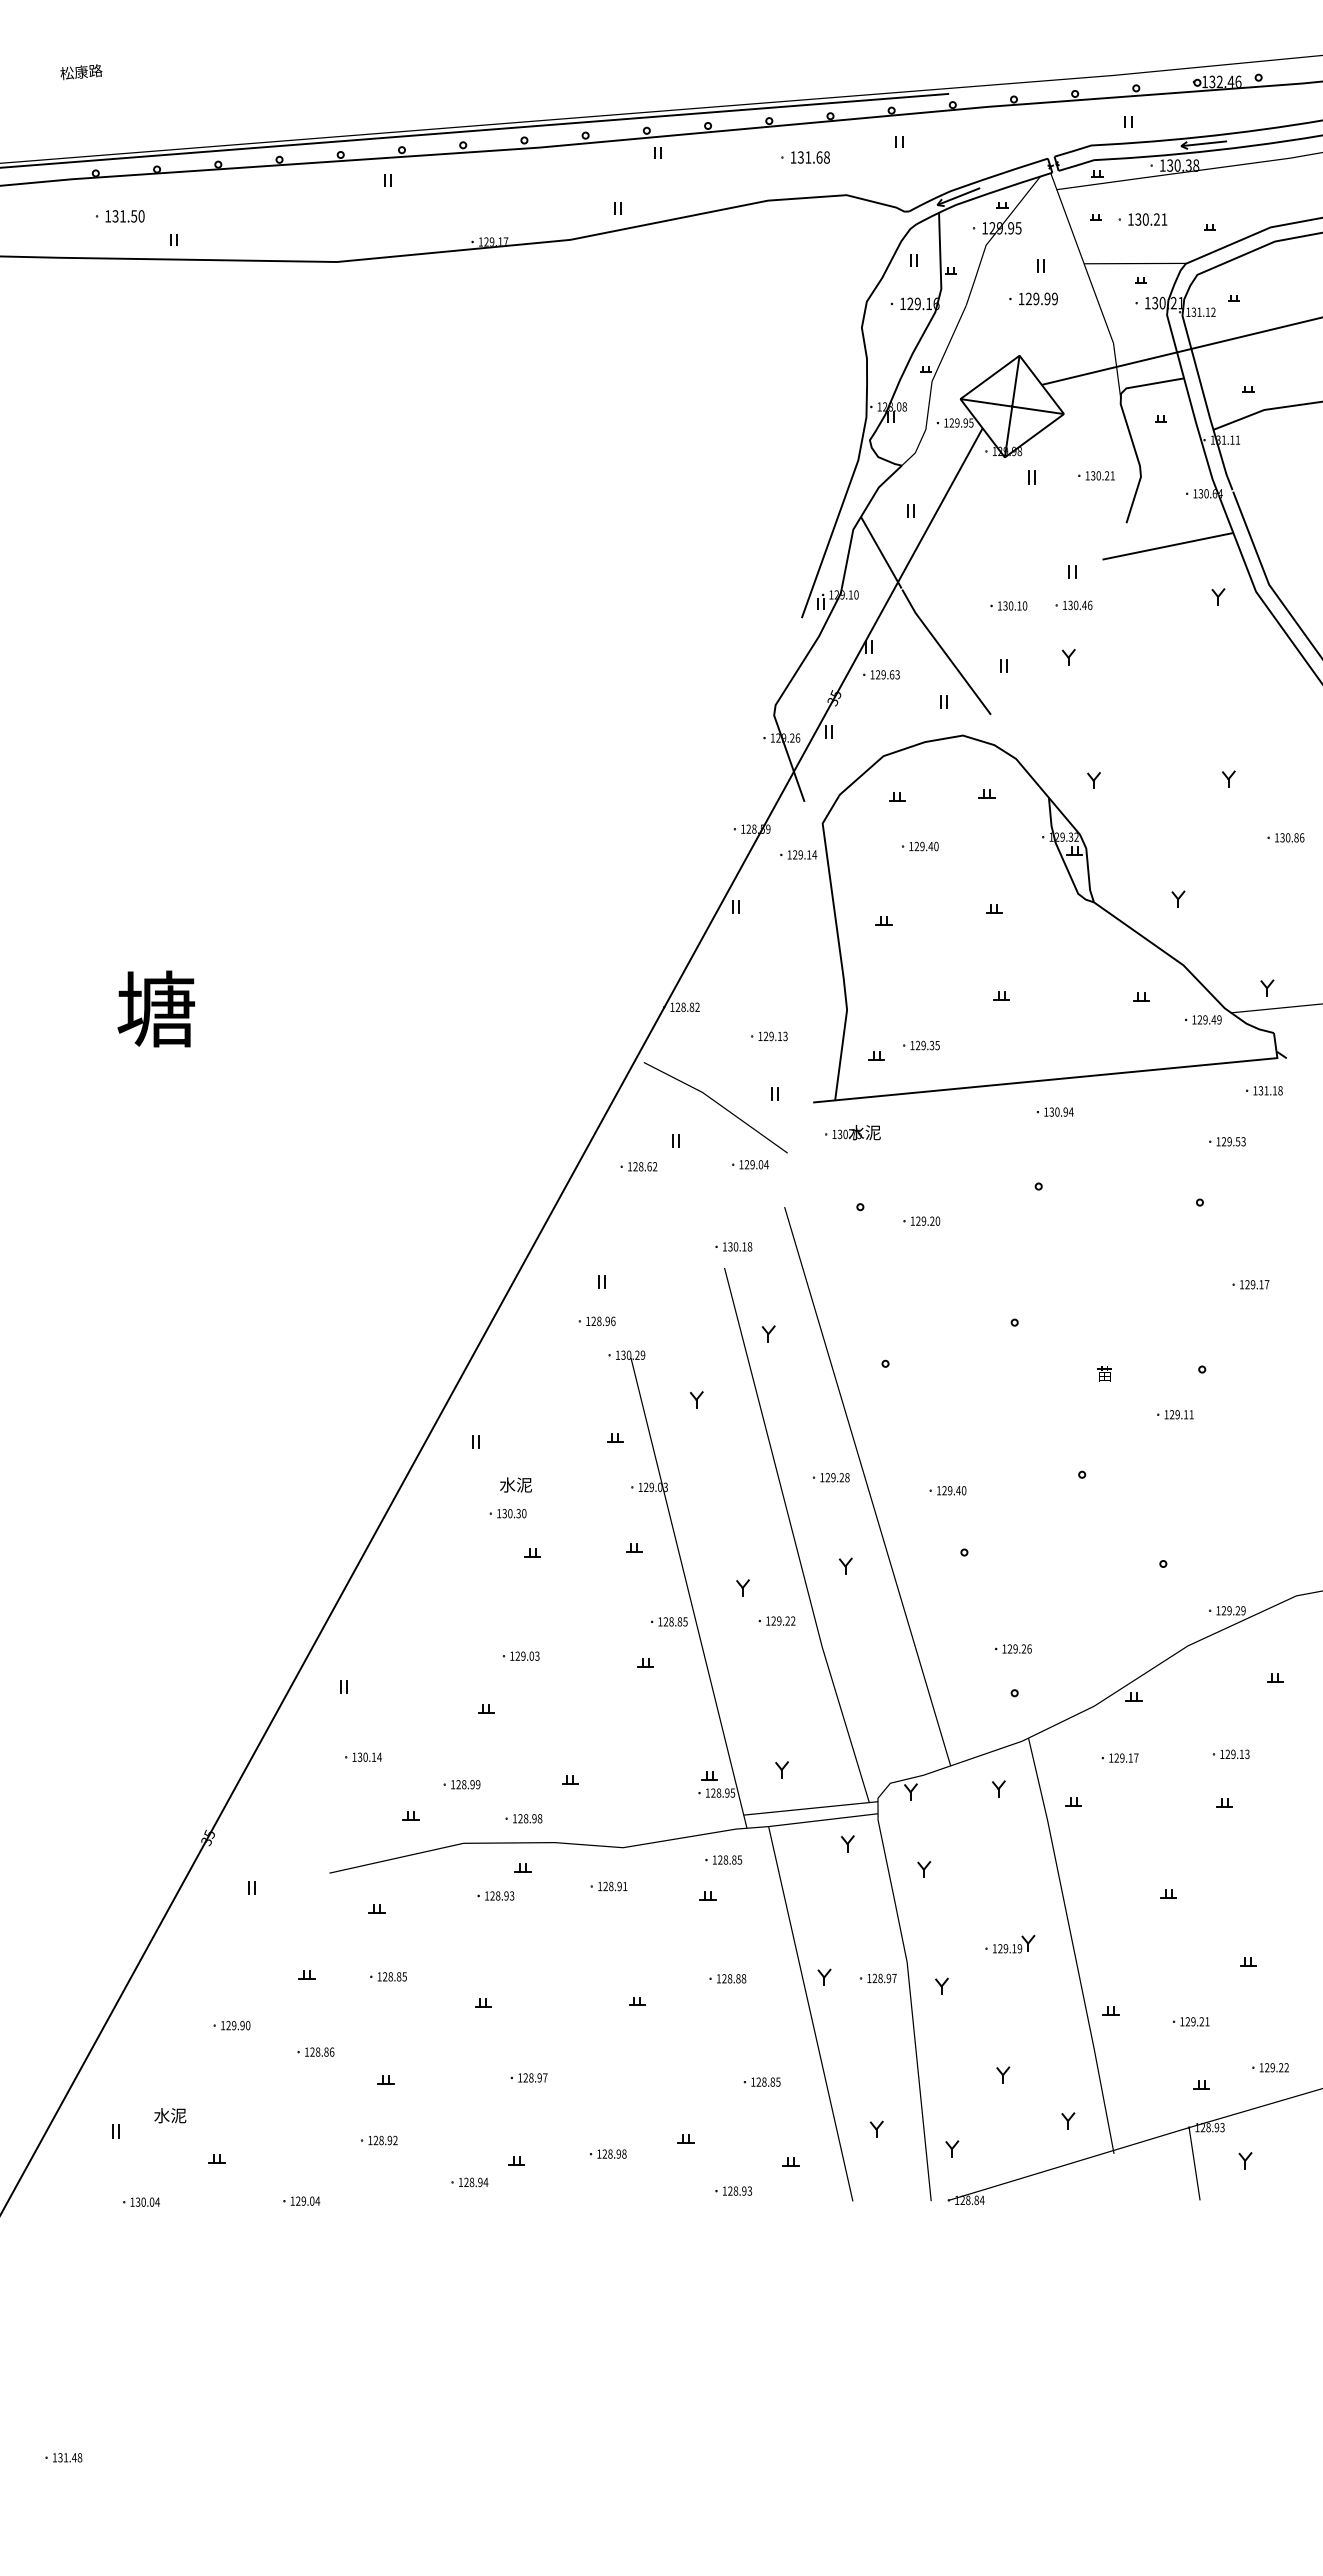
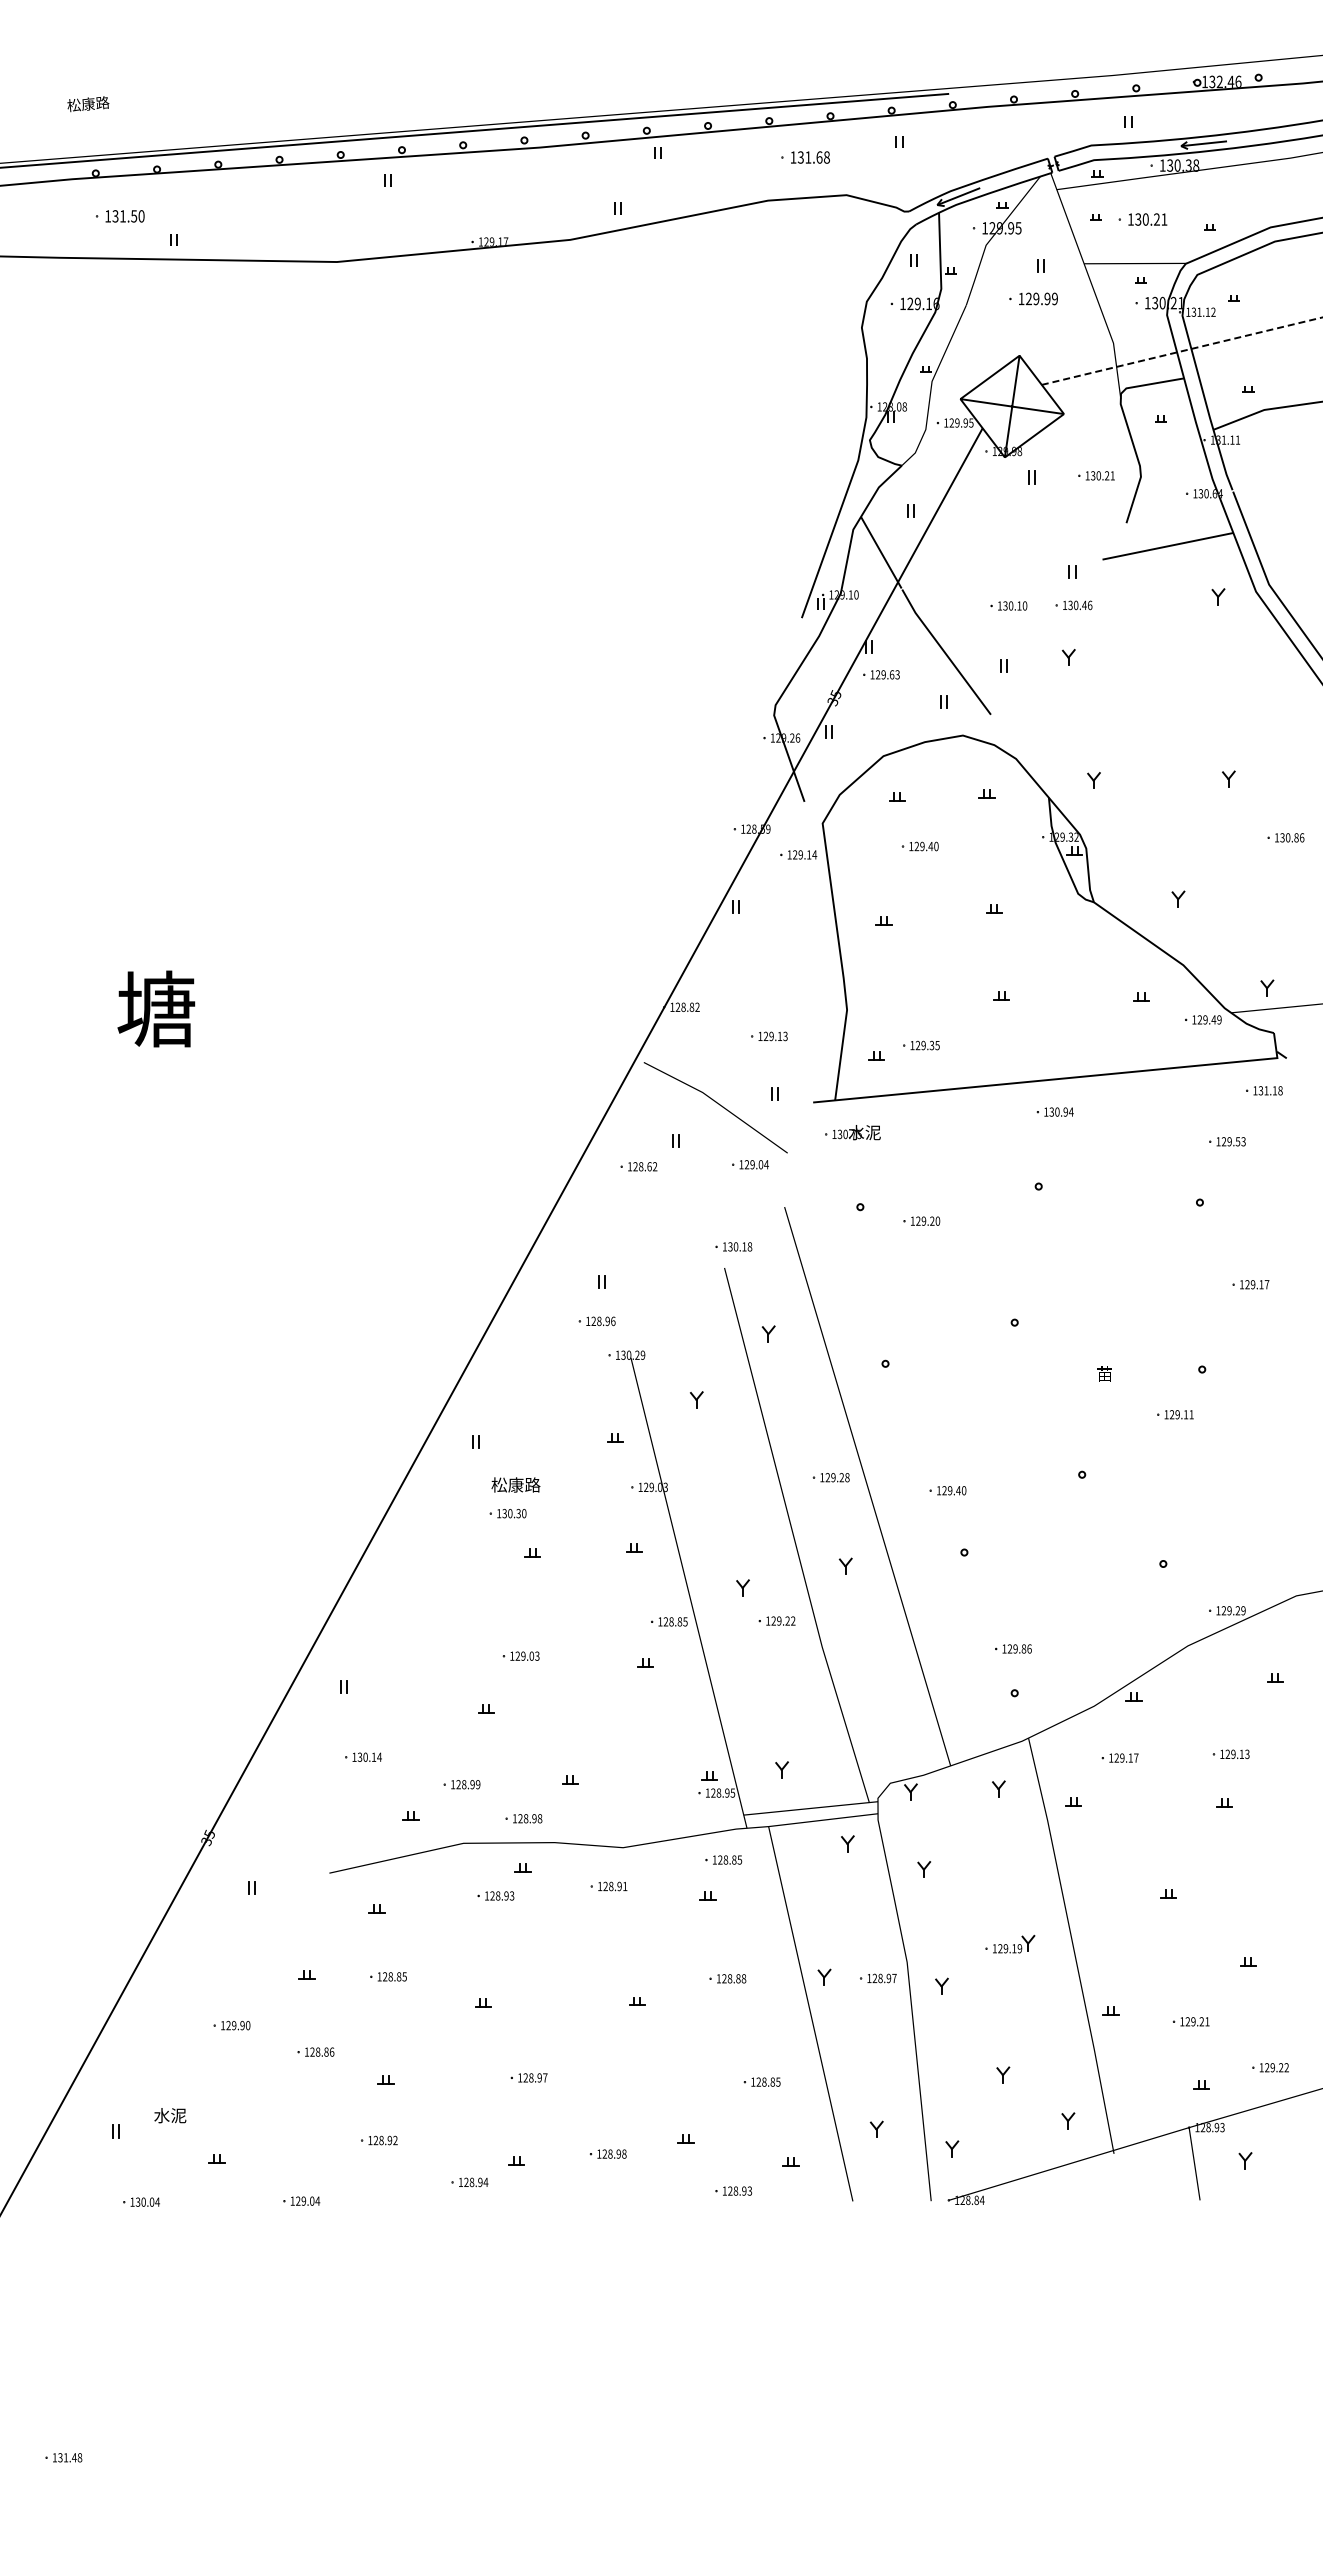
text position: (81, 72) -> (88, 104) (88, 104)
line: solid -> dashed (1182, 351)
text: 水泥 -> 松康路 (515, 1484)
text: 129.26 -> 129.86 (1023, 1648)
